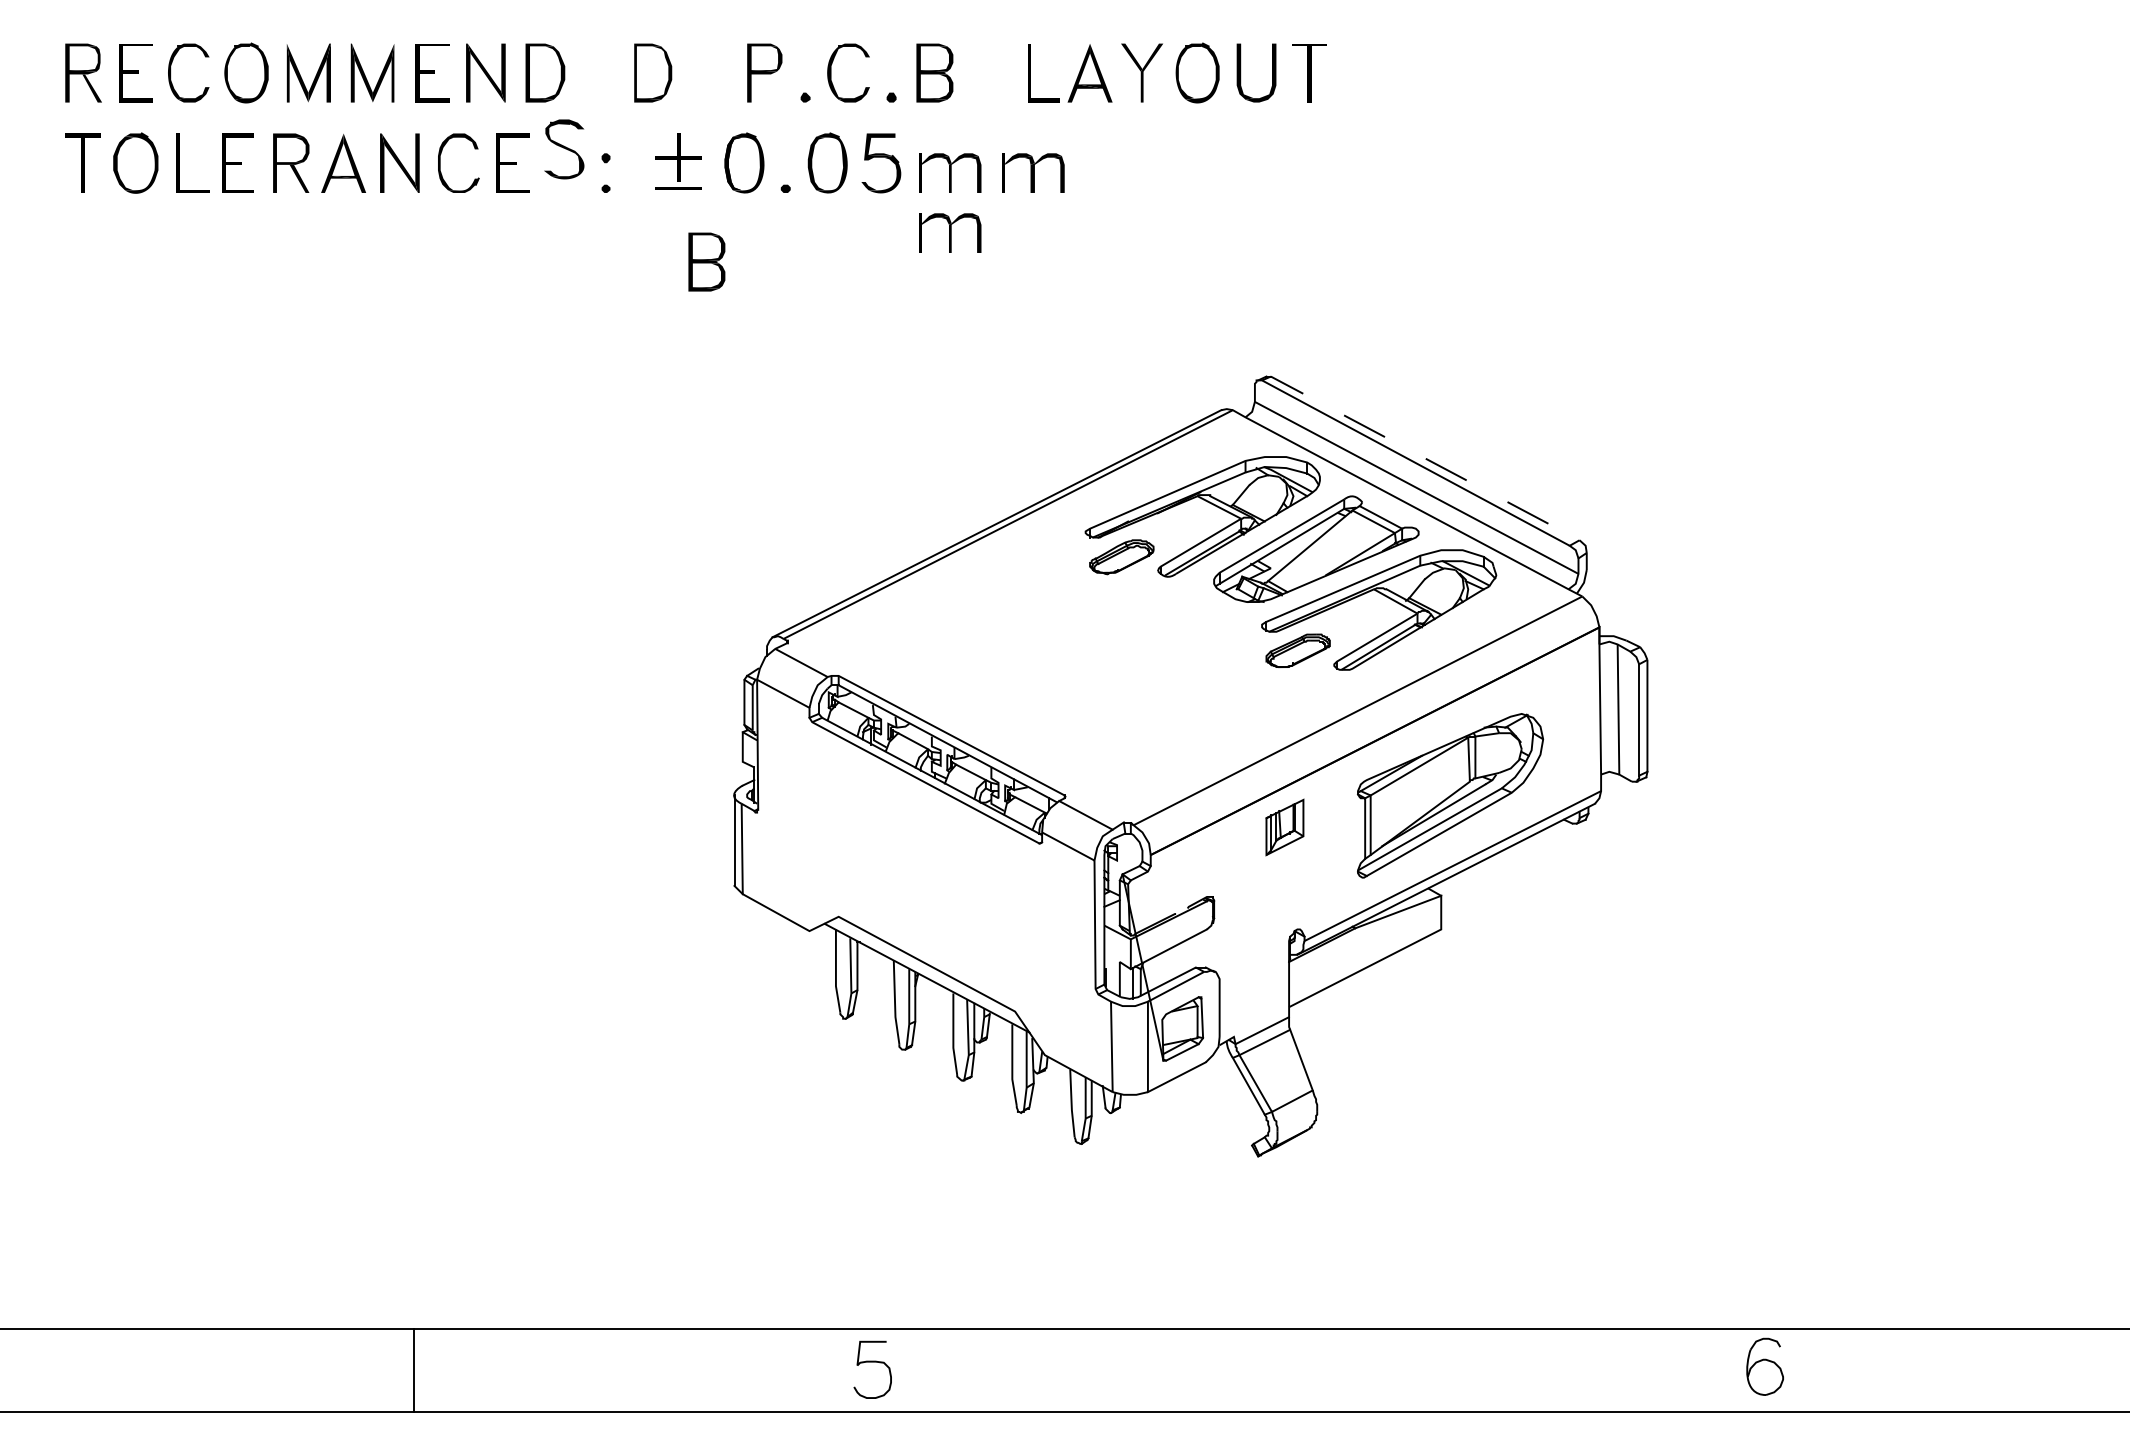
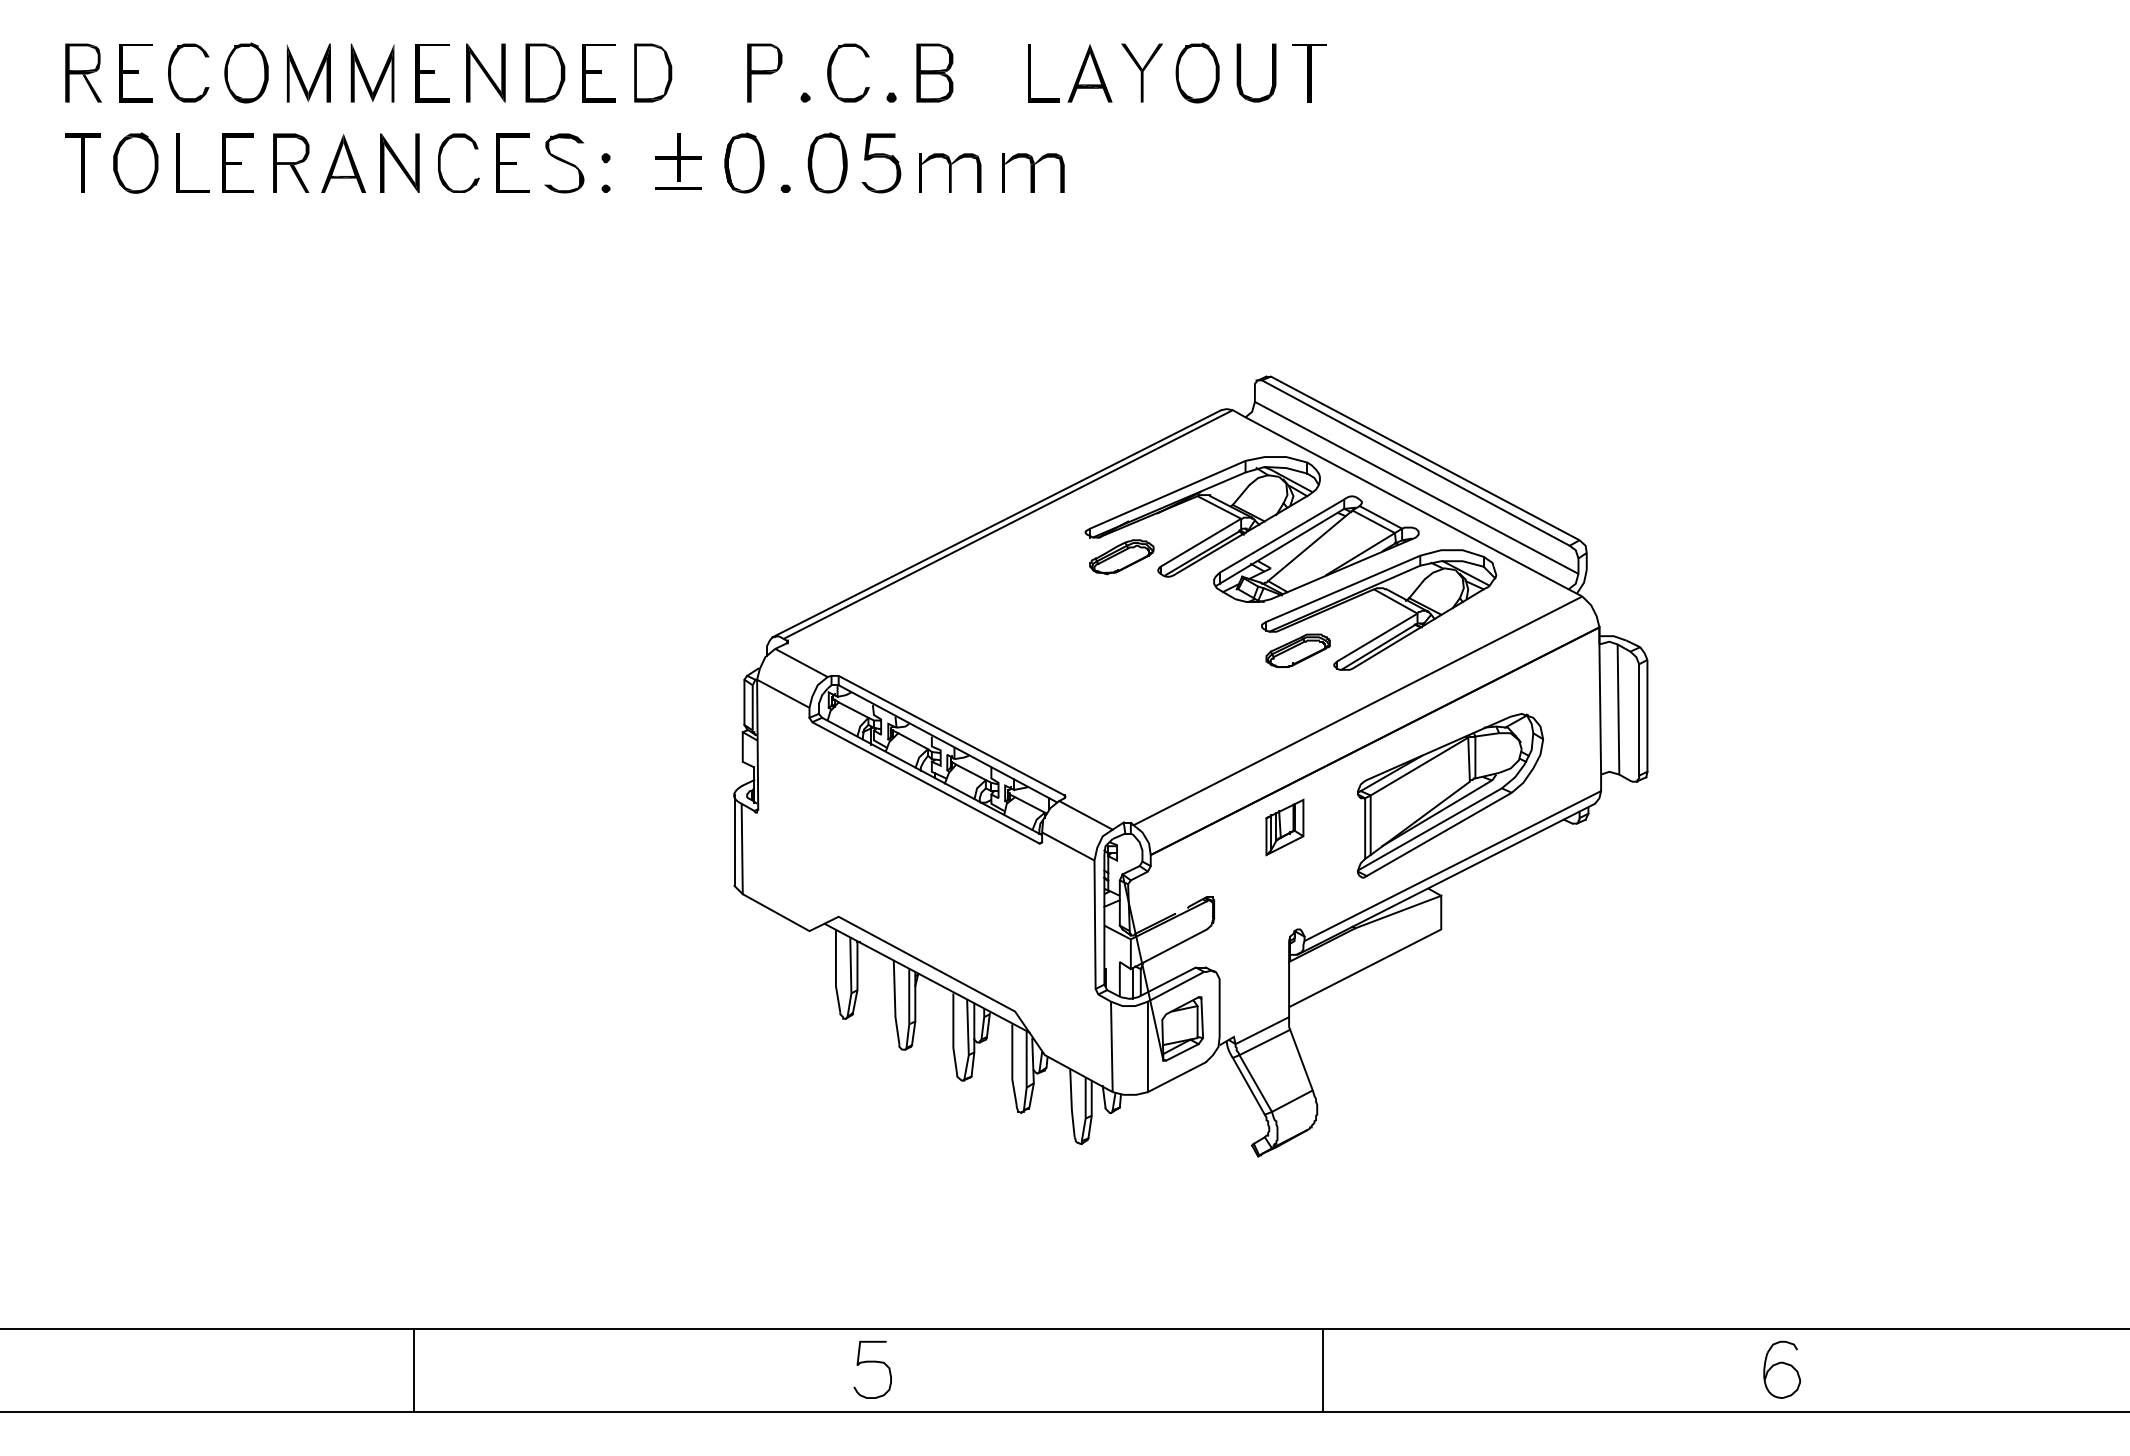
fill: none -> present (598, 72)
part position: (564, 149) -> (564, 163) (564, 163)
part: present -> none (950, 232)
part: present -> none (706, 261)
line: dashed -> solid (1420, 456)
part position: (1764, 1366) -> (1781, 1369) (1781, 1369)
line: none -> present (1322, 1370)
